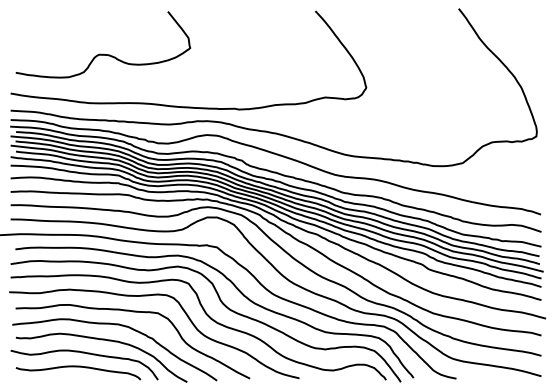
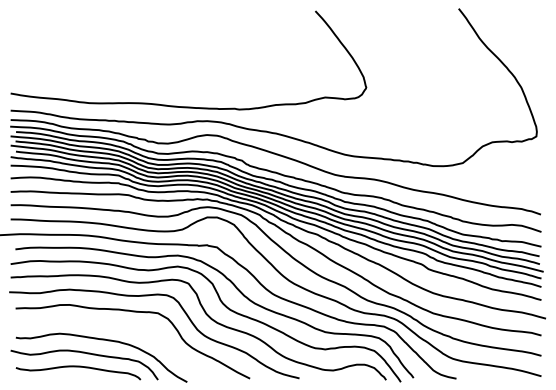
curve: present -> none (102, 53)
curve: present -> none (115, 325)
